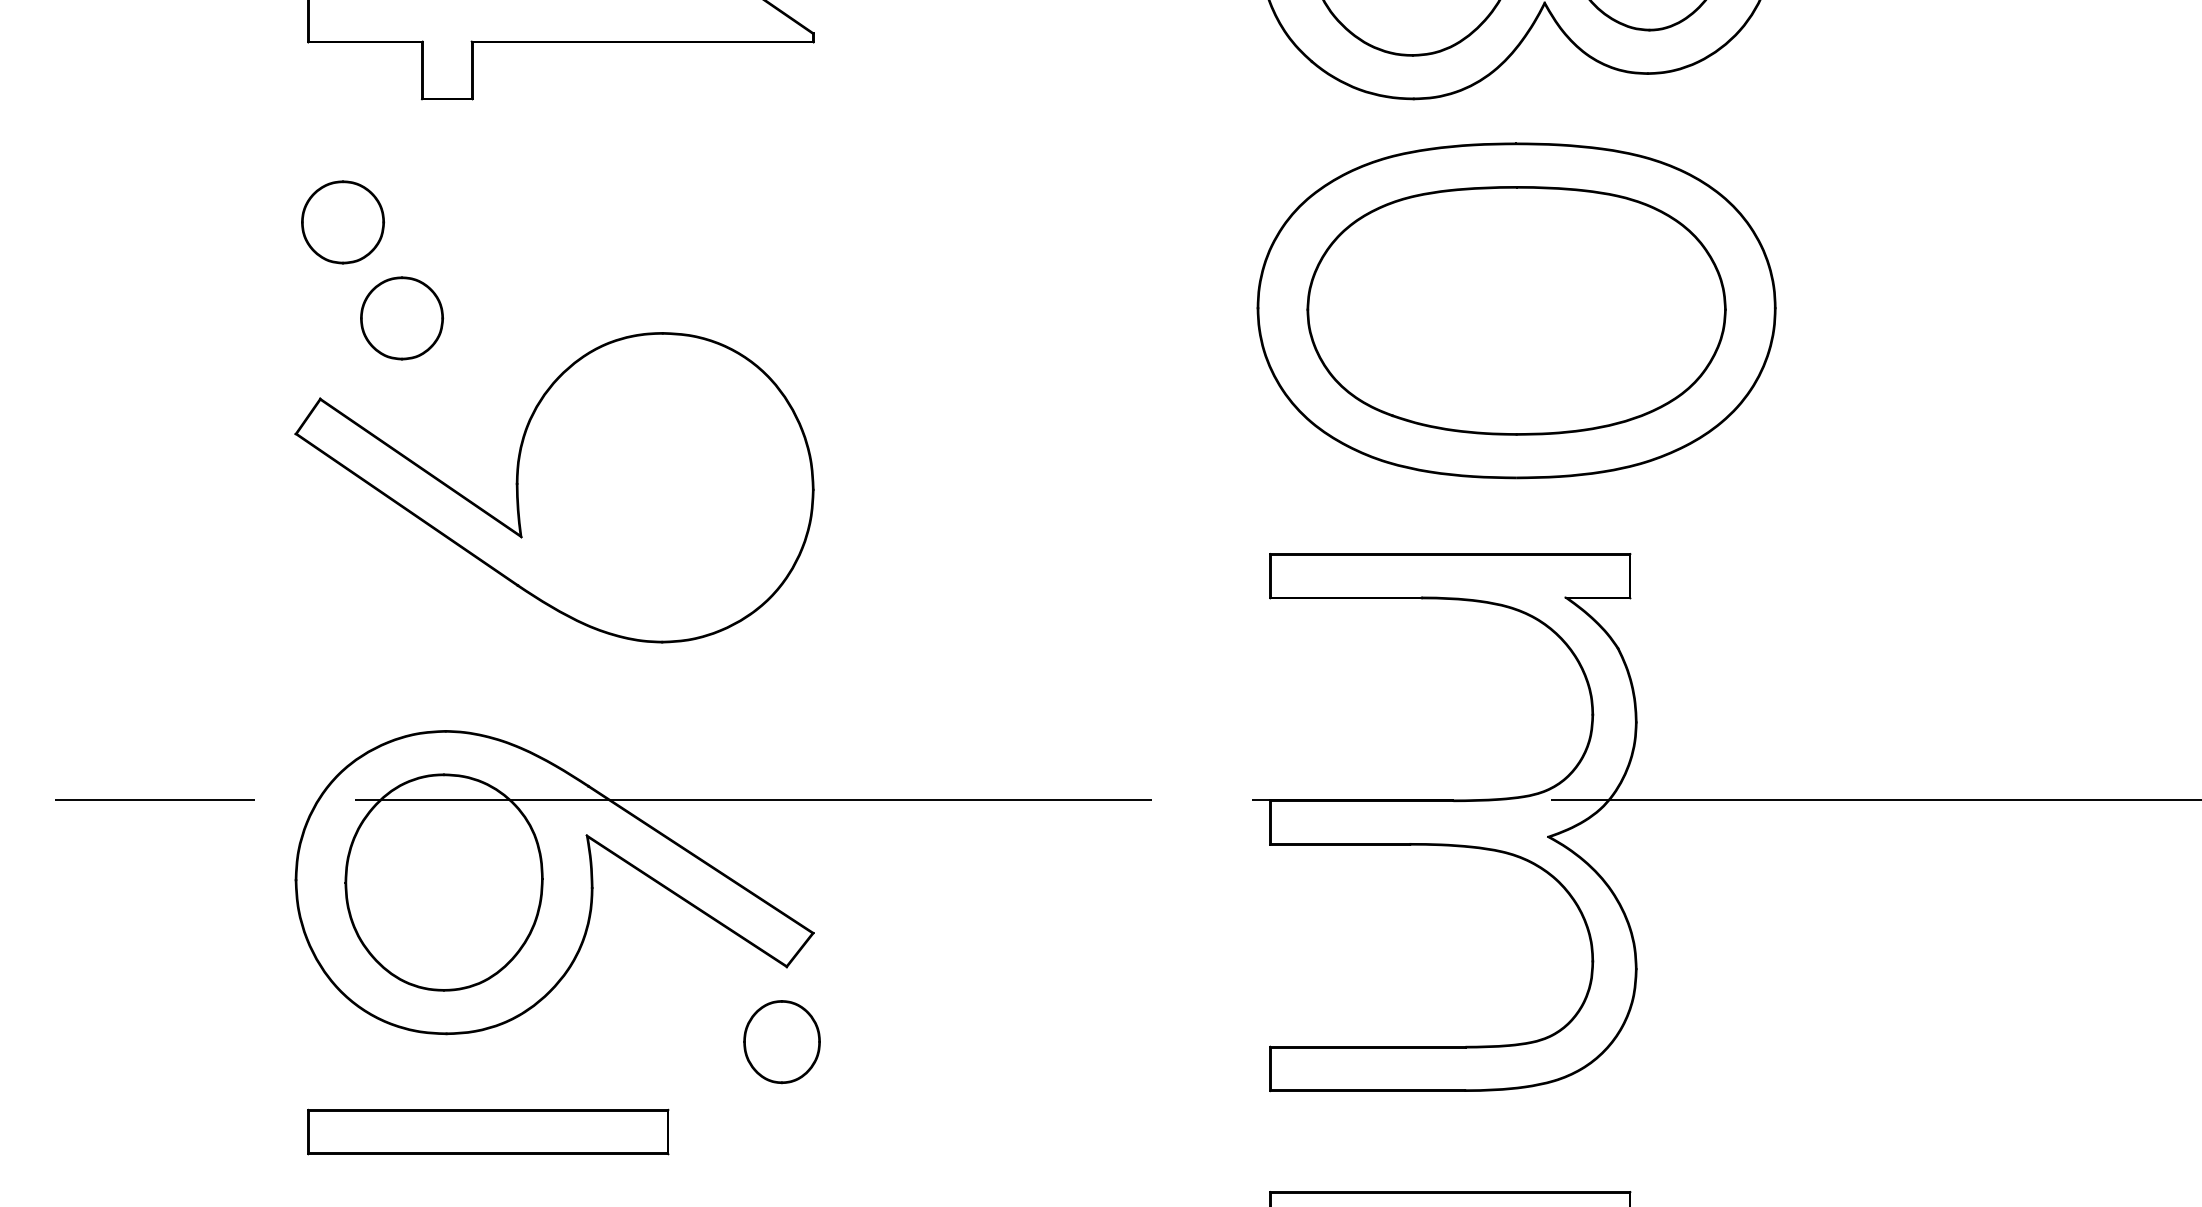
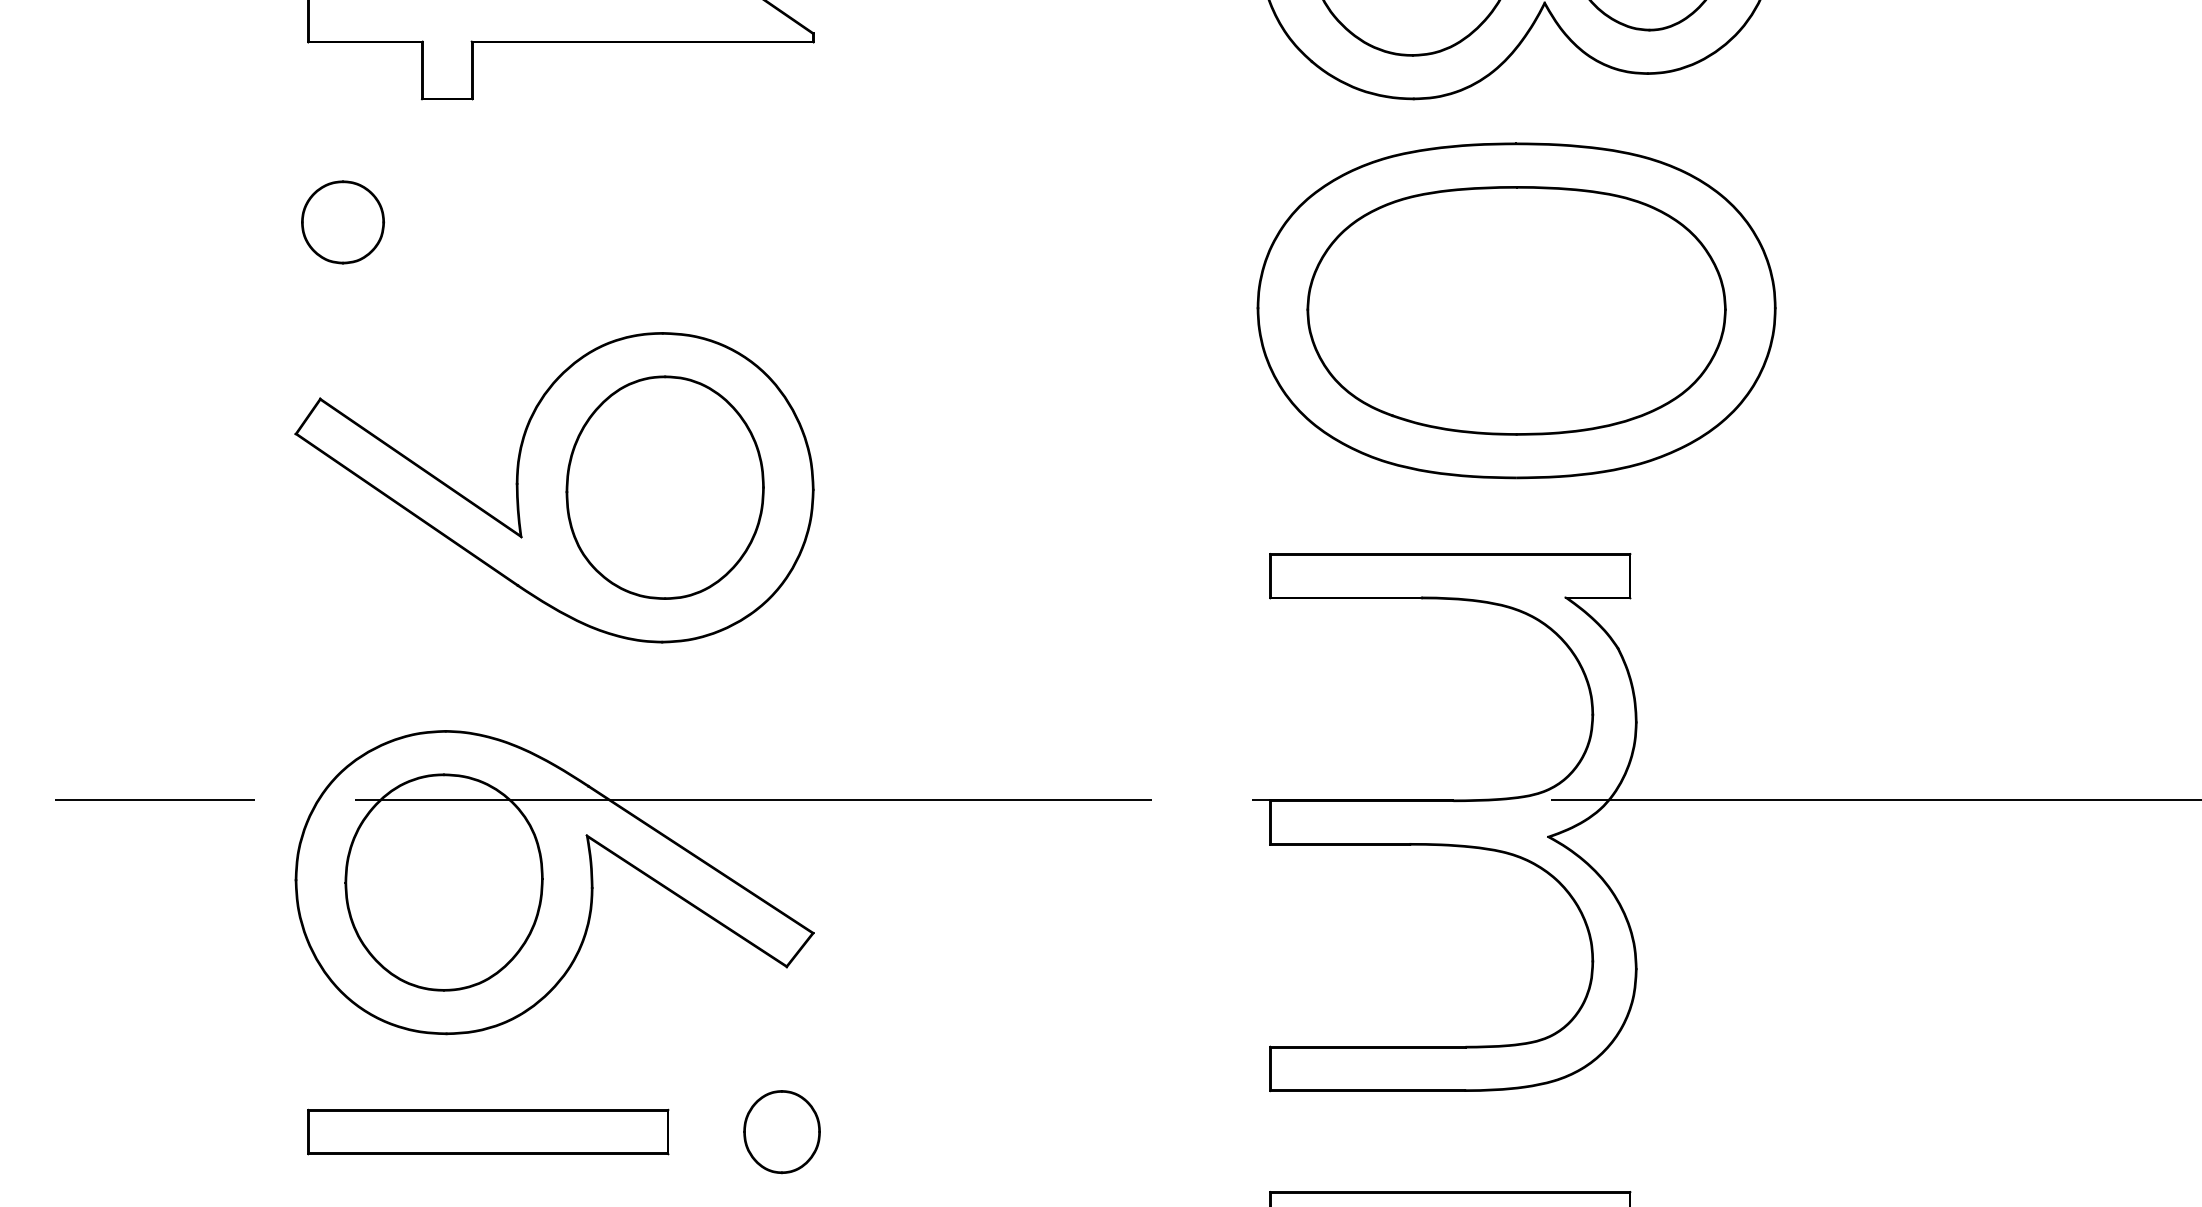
part: present -> none (402, 318)
part: none -> present (664, 487)
part position: (781, 1042) -> (781, 1132) (781, 1132)
